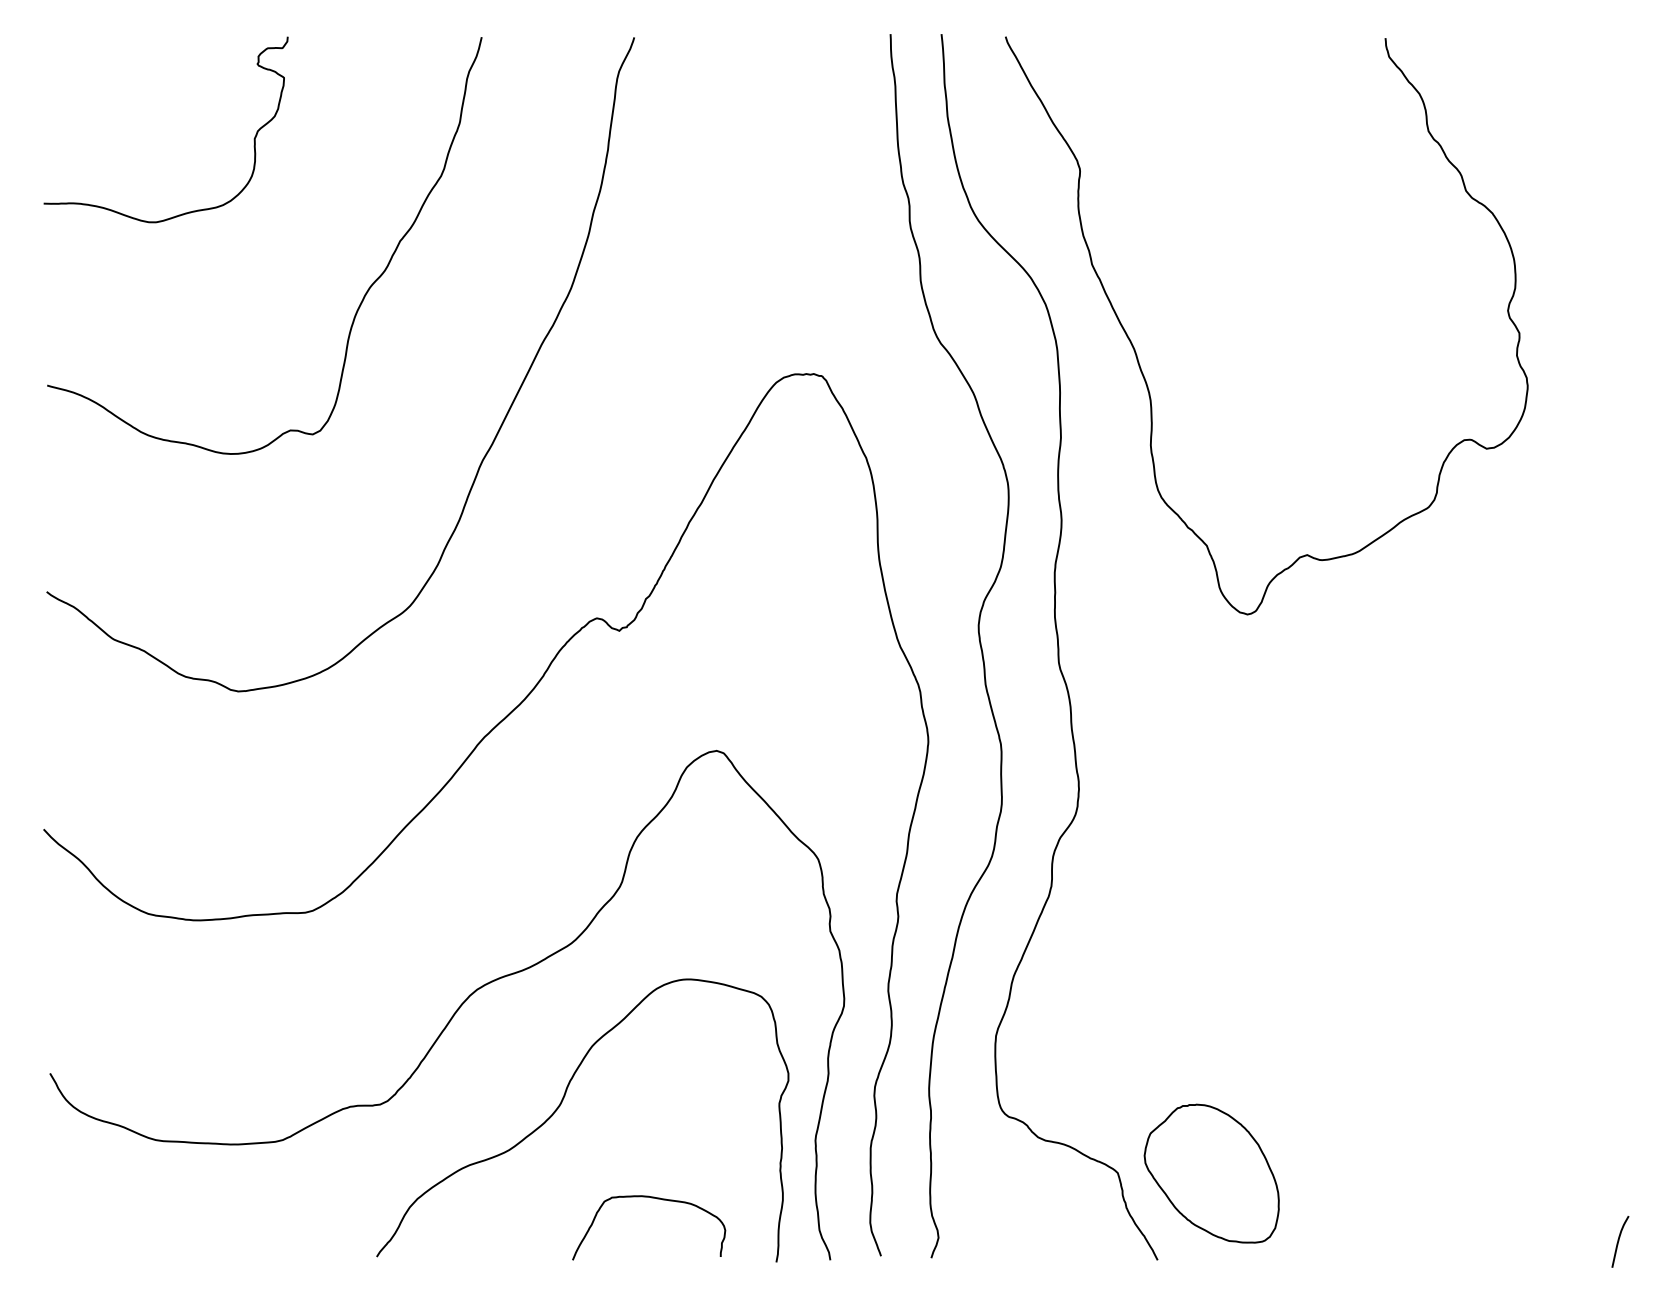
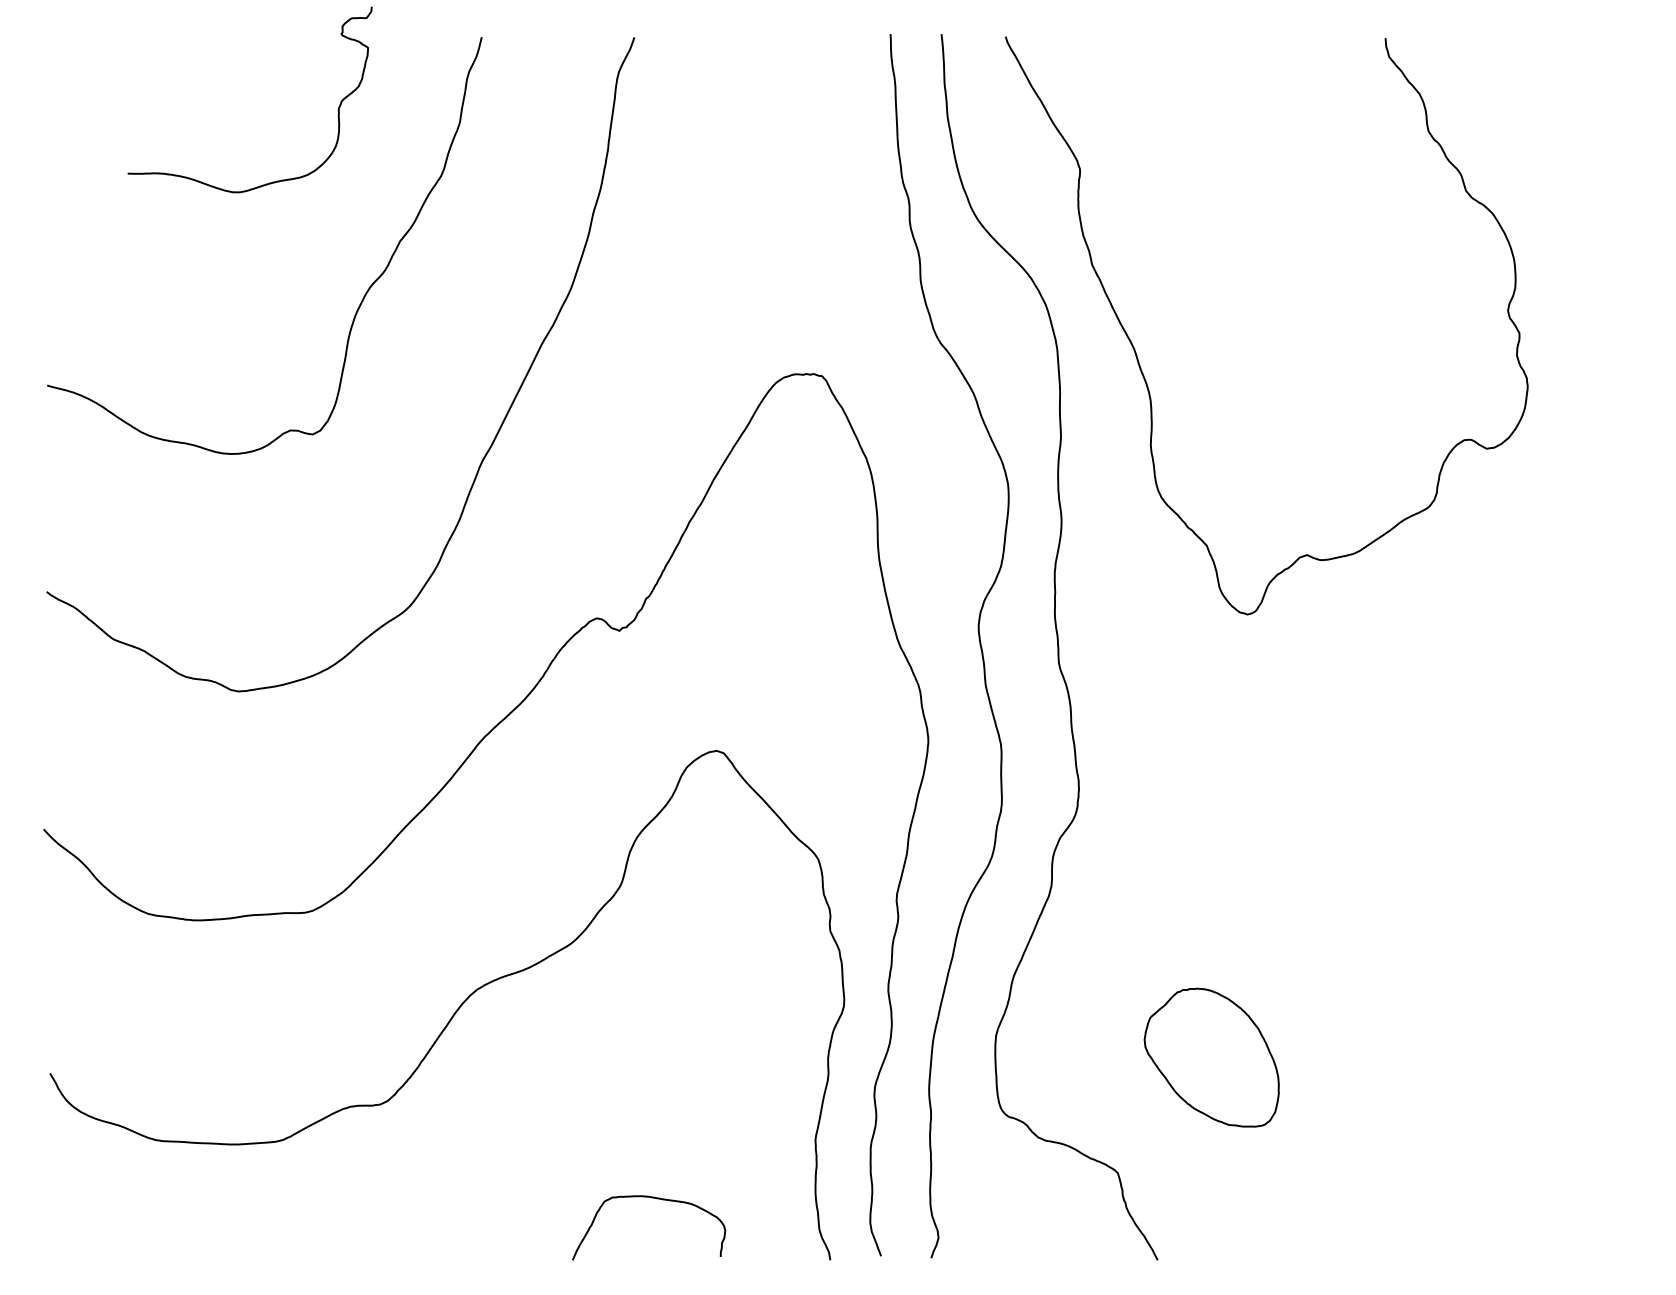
curve position: (185, 212) -> (269, 182) (269, 182)
curve: present -> none (560, 1106)
part position: (1211, 1173) -> (1211, 1057) (1211, 1057)
curve: present -> none (1619, 1241)
